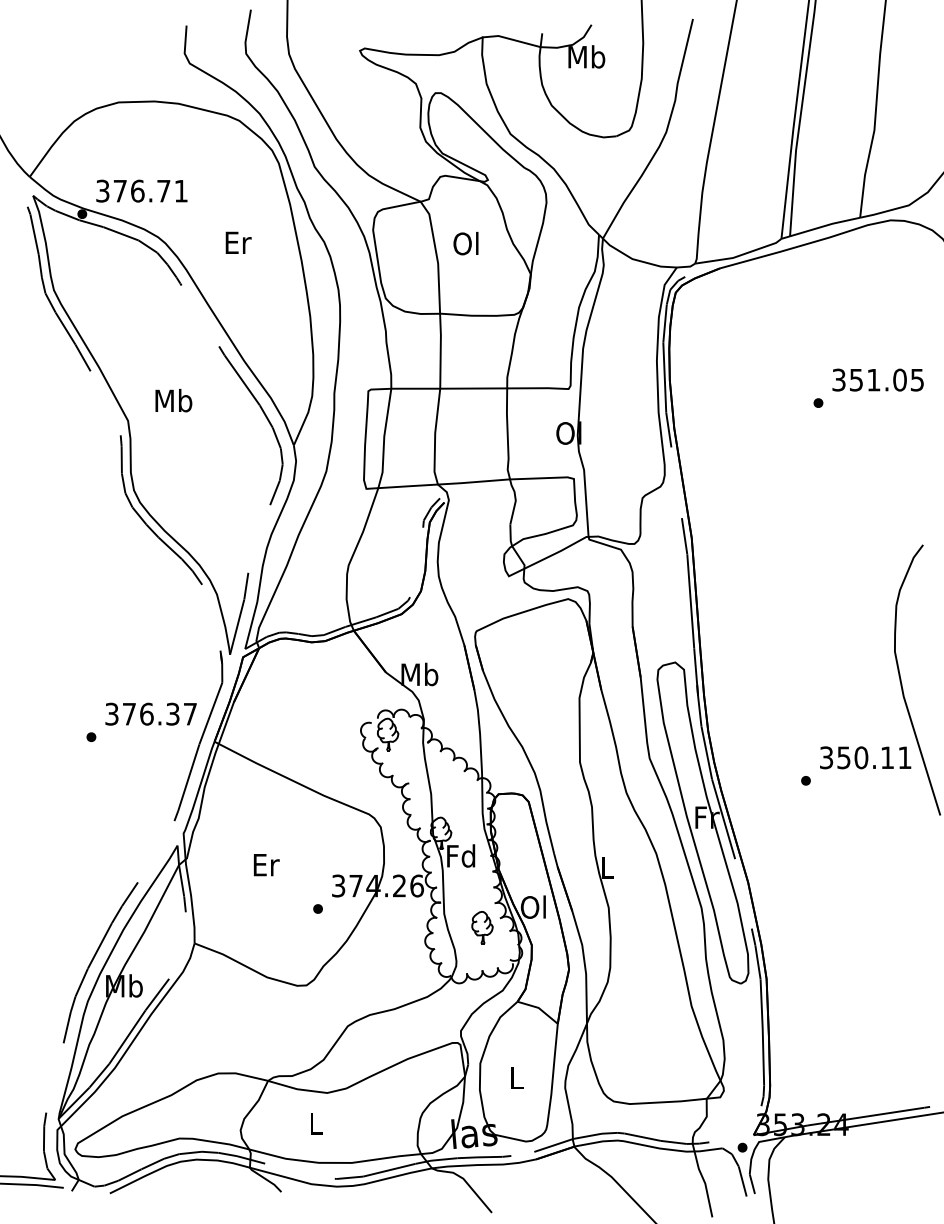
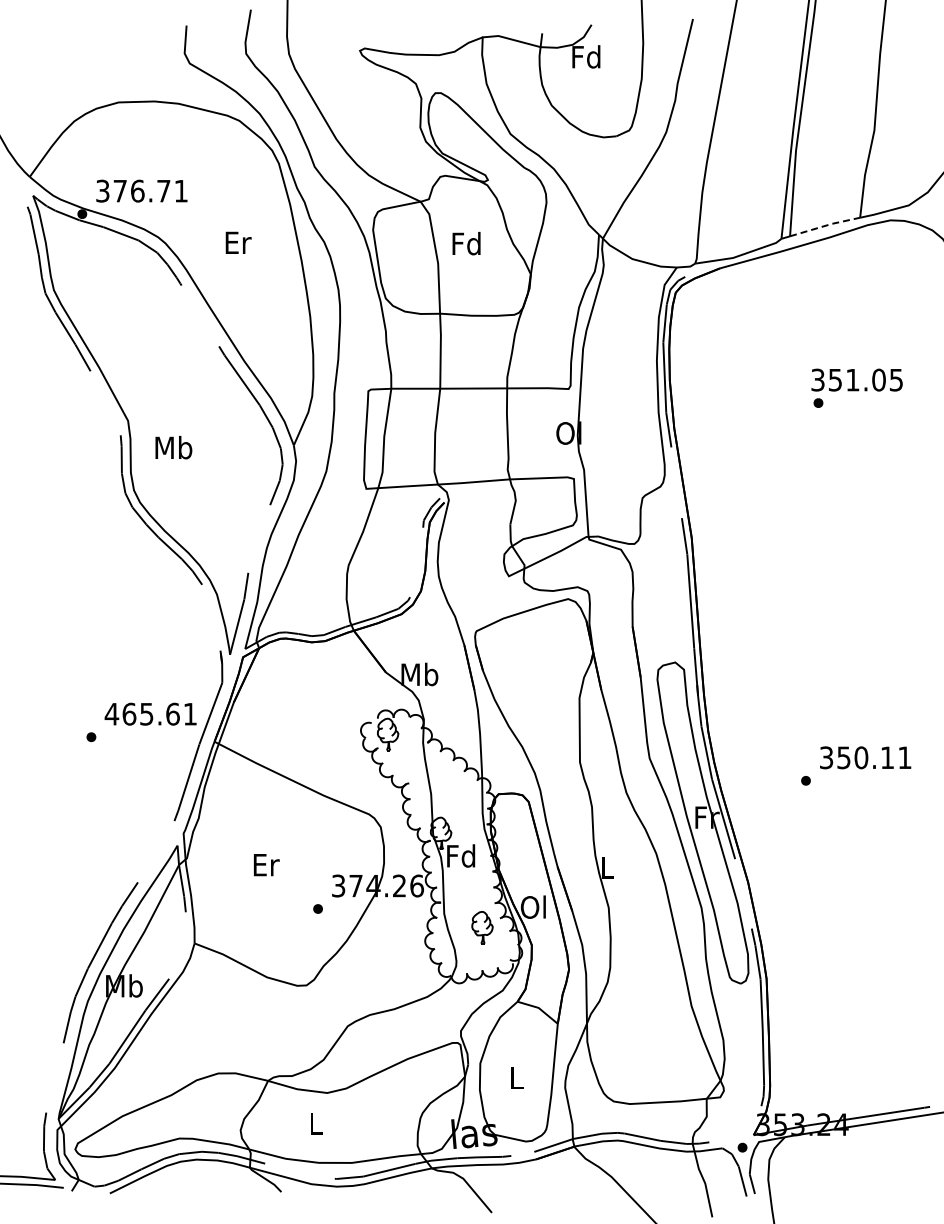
text: Mb -> Fd (586, 56)
line: solid -> dashed (825, 225)
text: Ol -> Fd (466, 243)
text position: (877, 379) -> (856, 379) (856, 379)
text position: (173, 400) -> (173, 447) (173, 447)
curve: present -> none (902, 683)
text: 376.37 -> 465.61 (150, 713)
